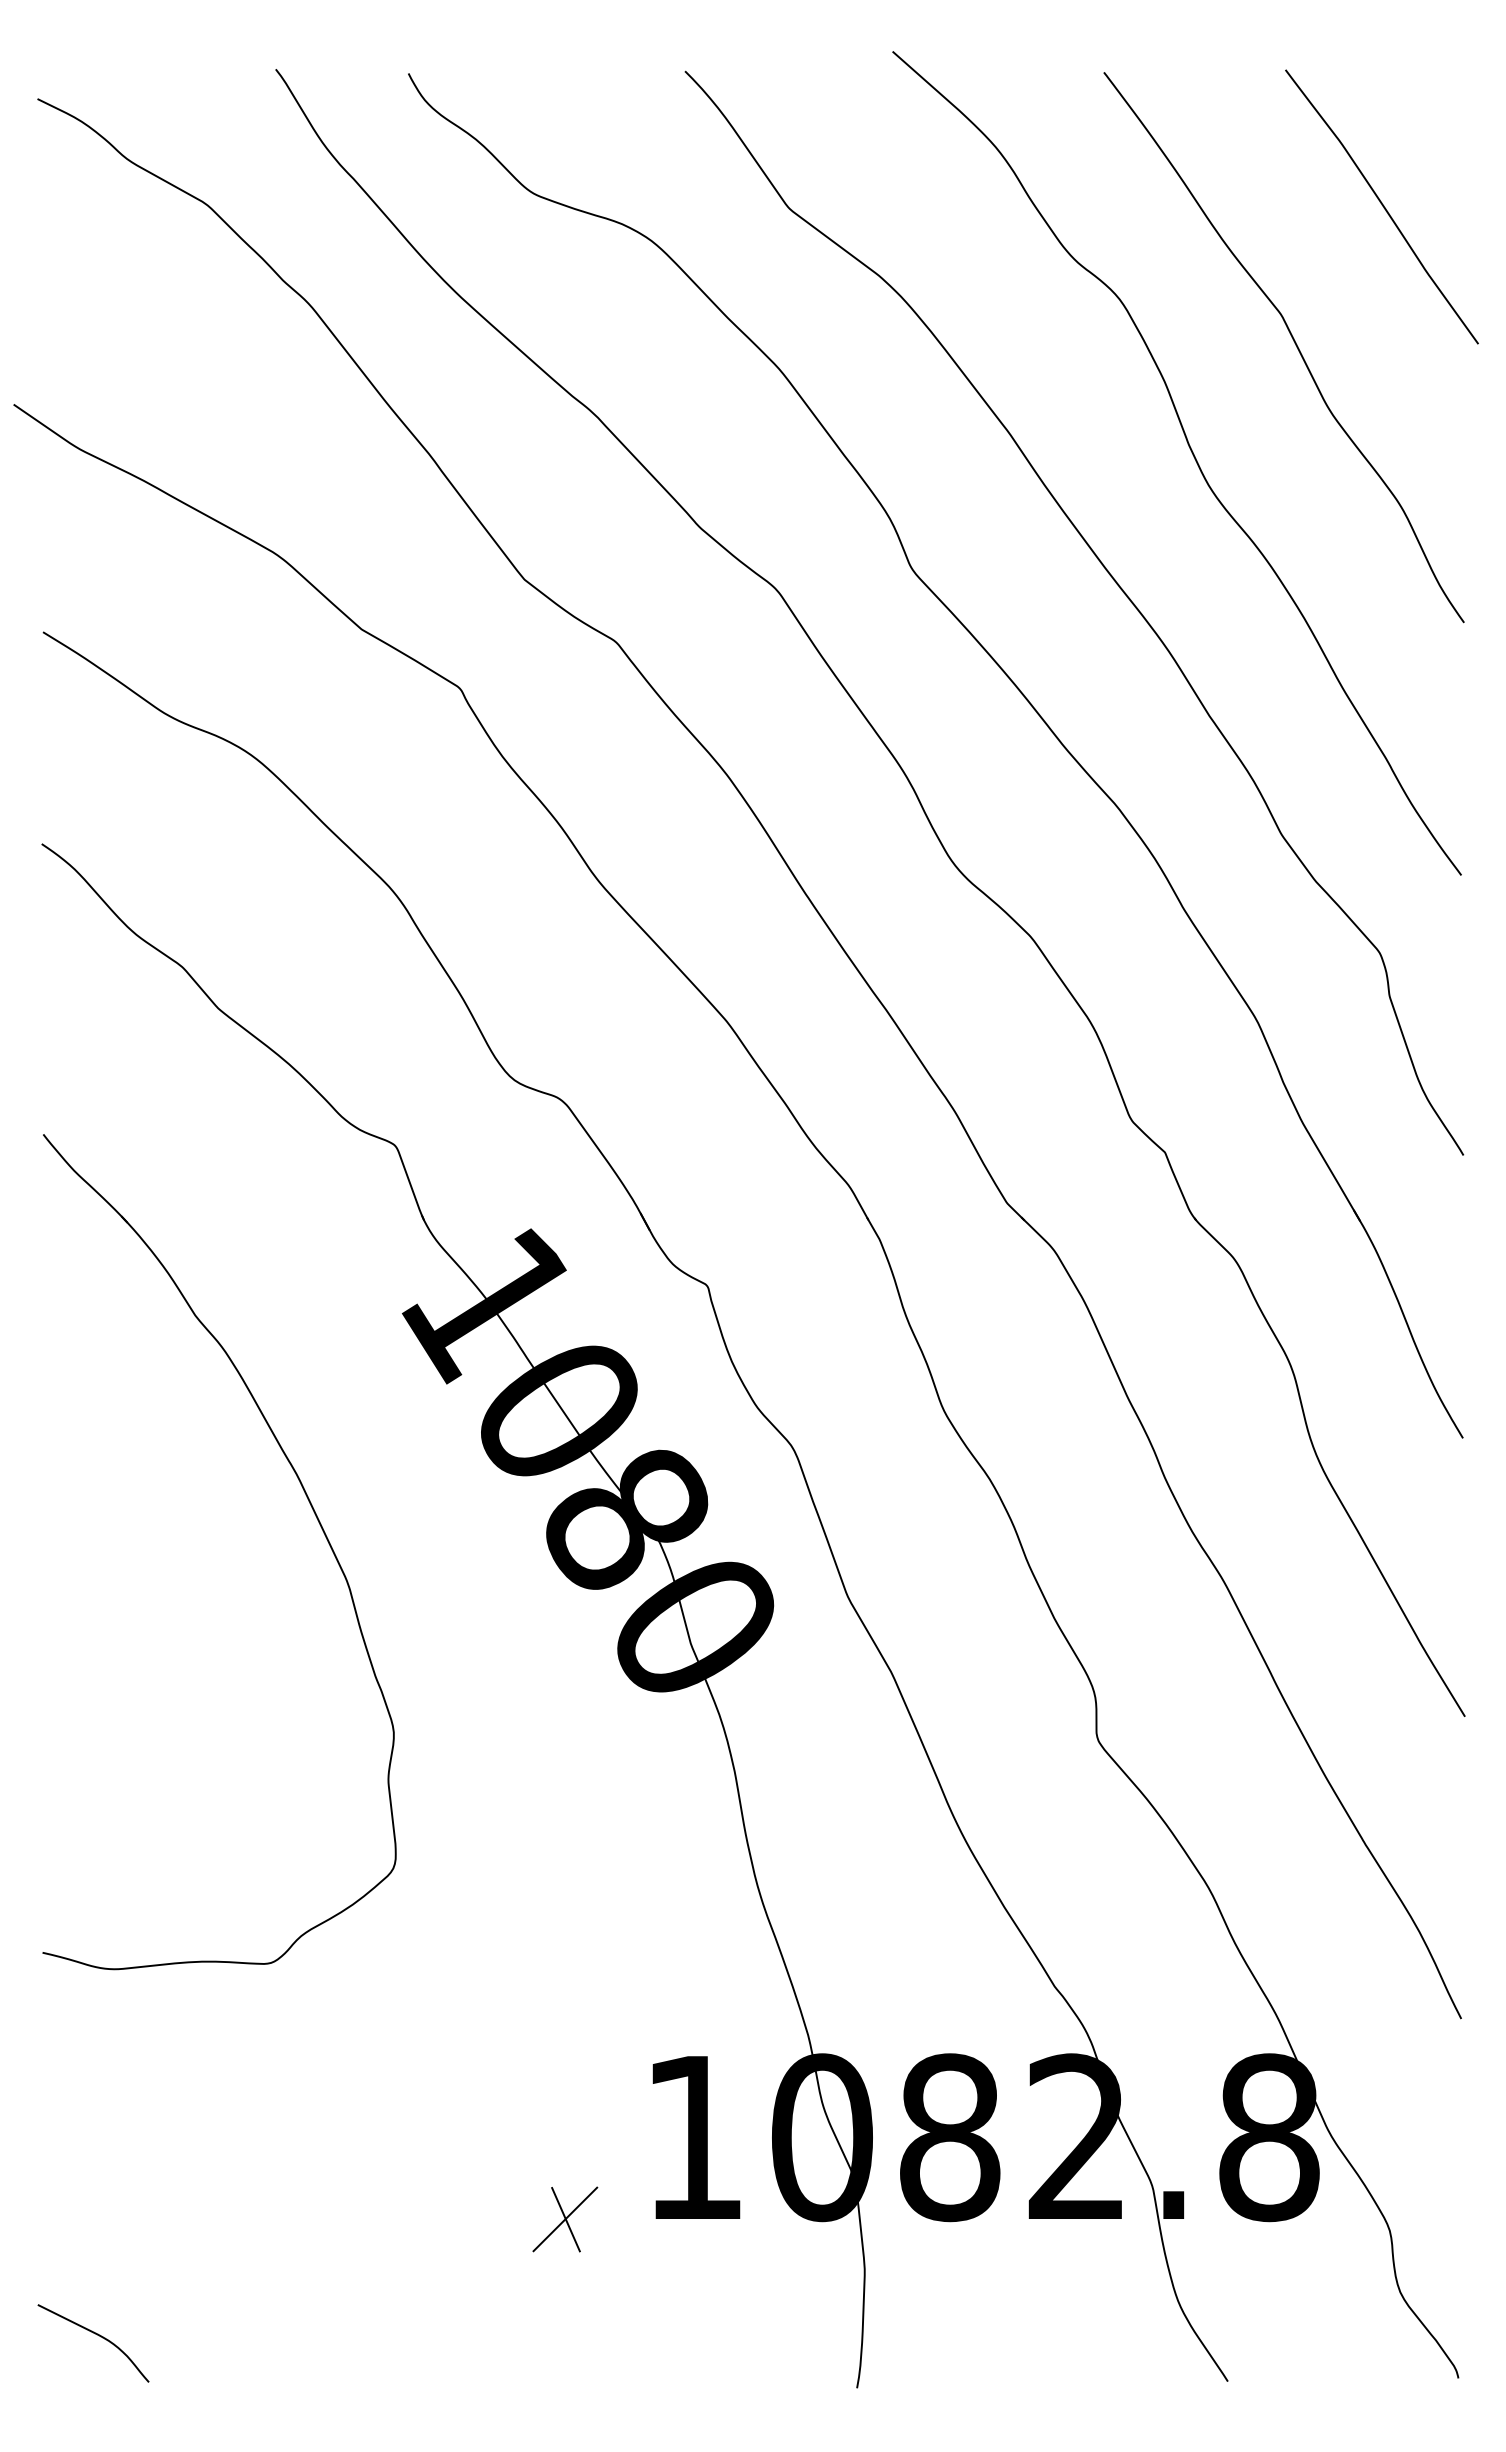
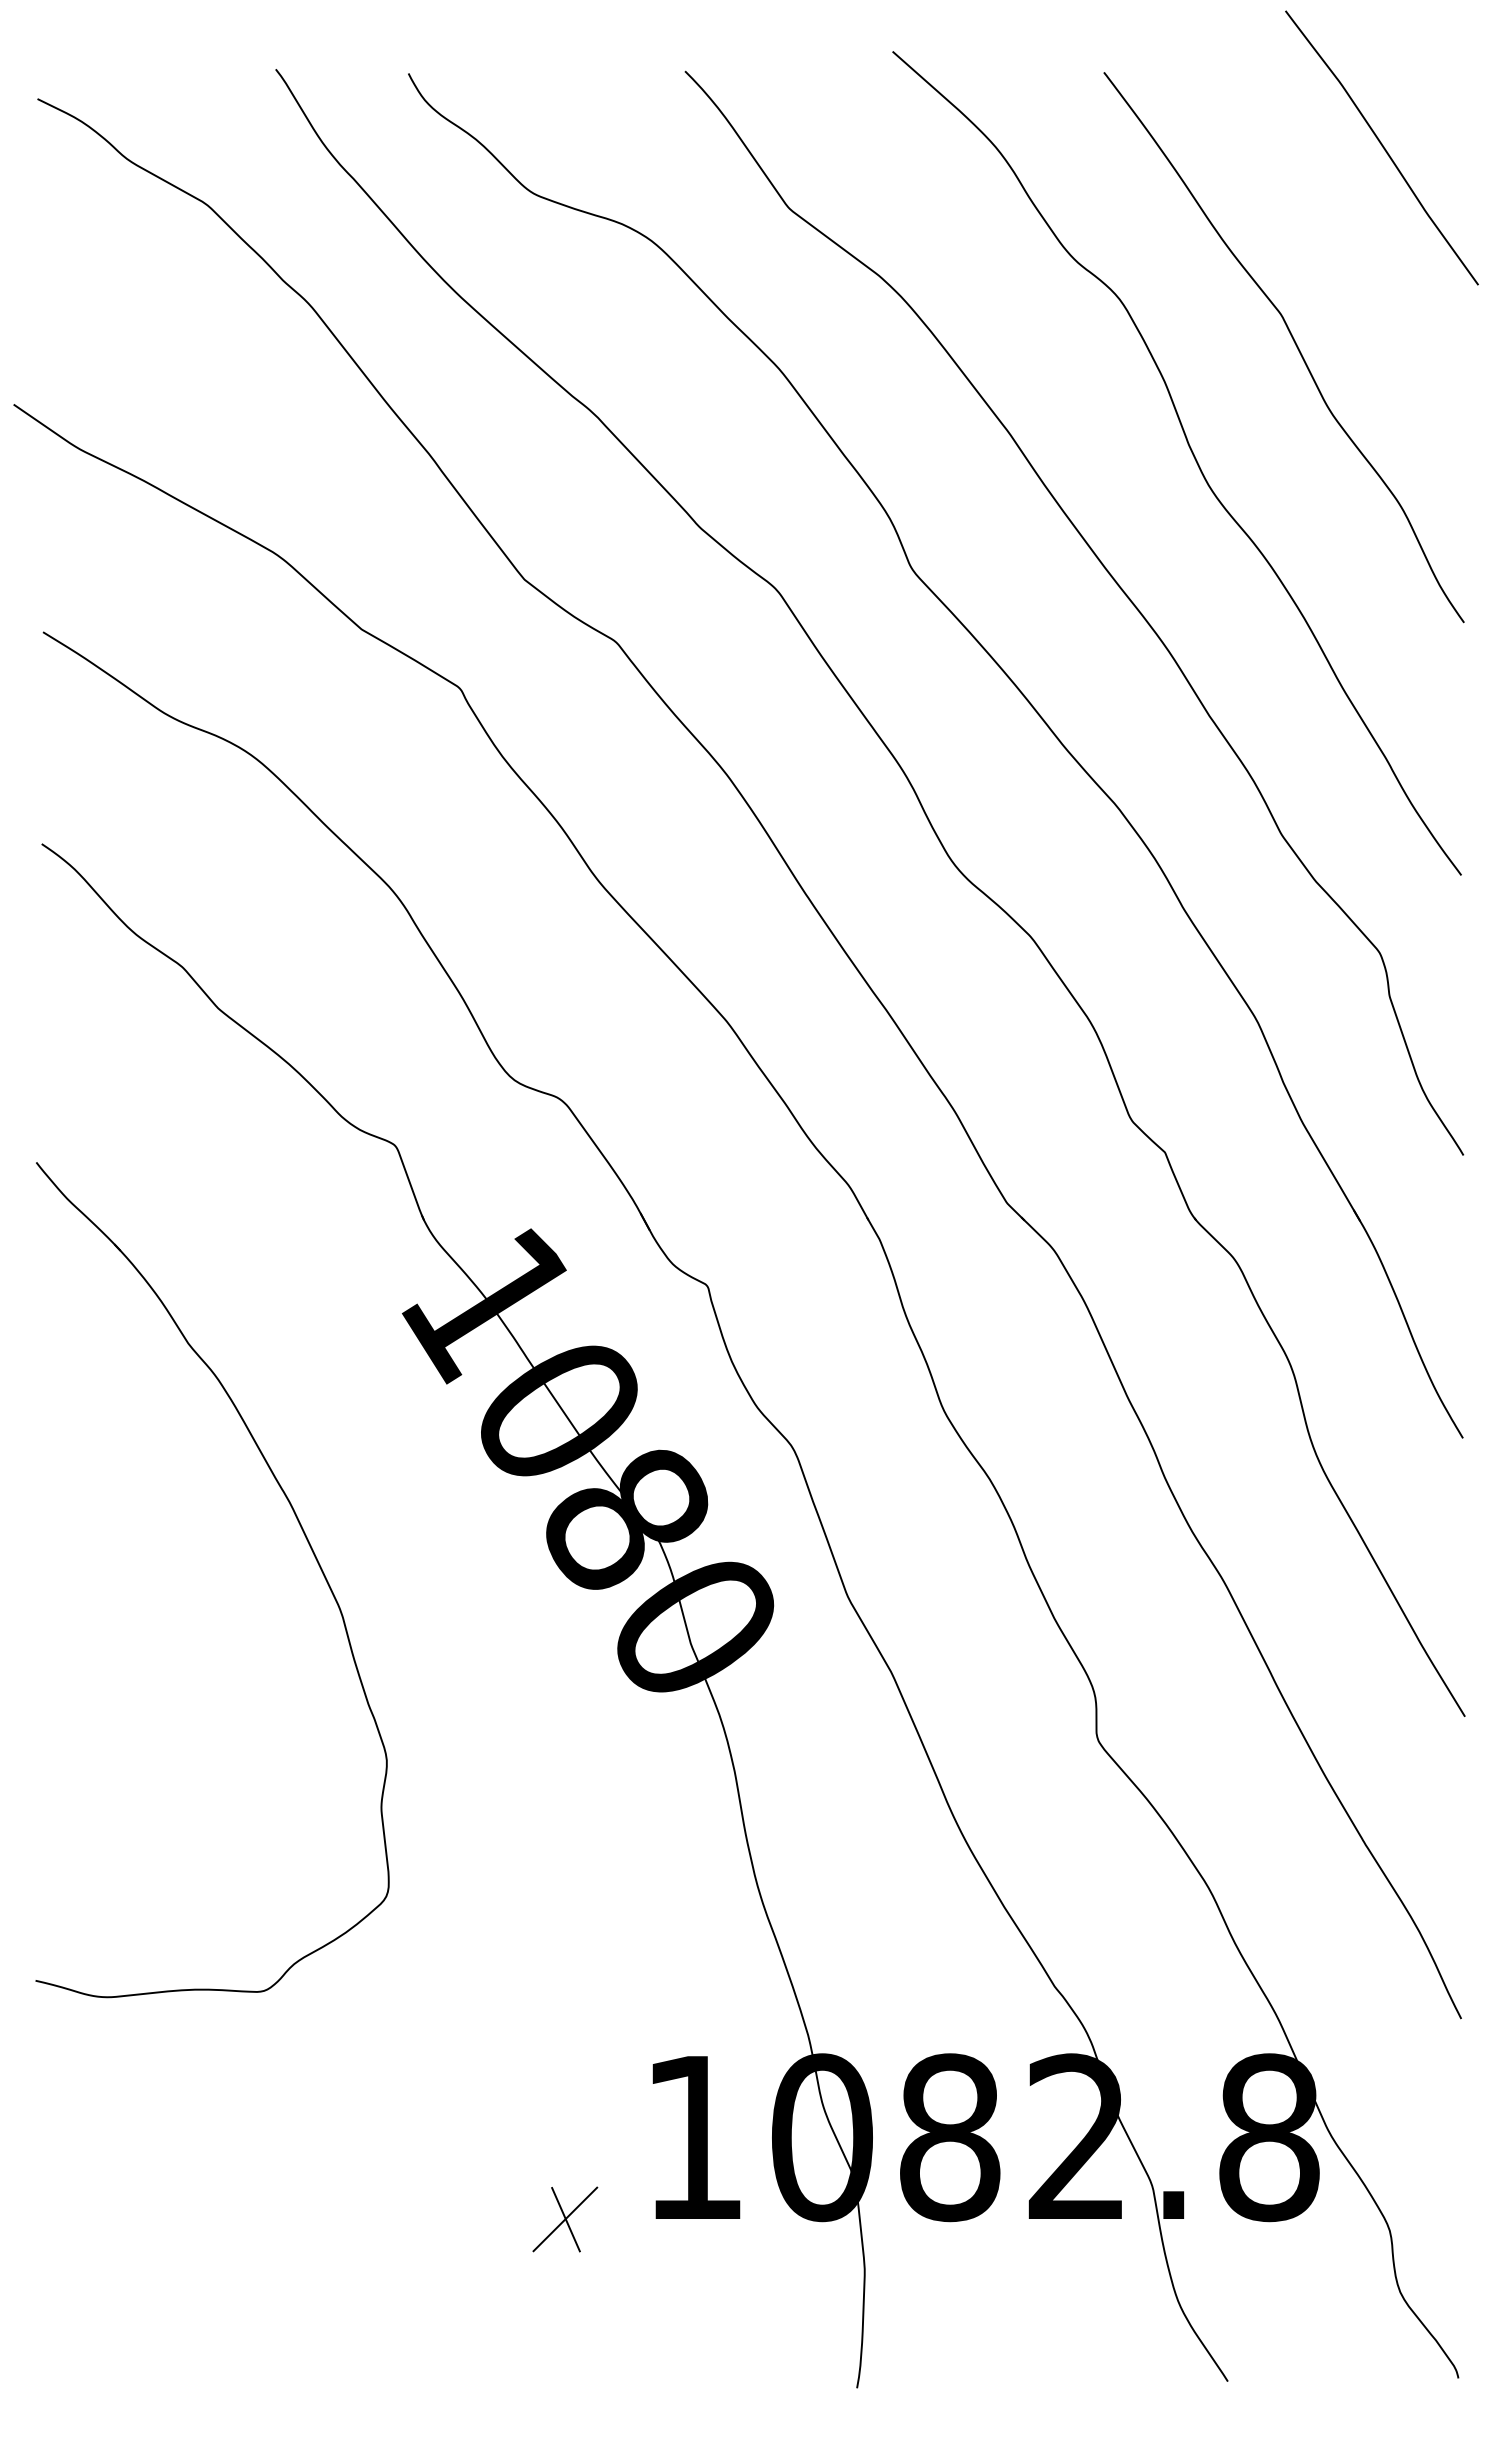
curve position: (1381, 205) -> (1381, 146) (1381, 146)
part position: (312, 1510) -> (305, 1538) (305, 1538)
curve: present -> none (97, 2335)
